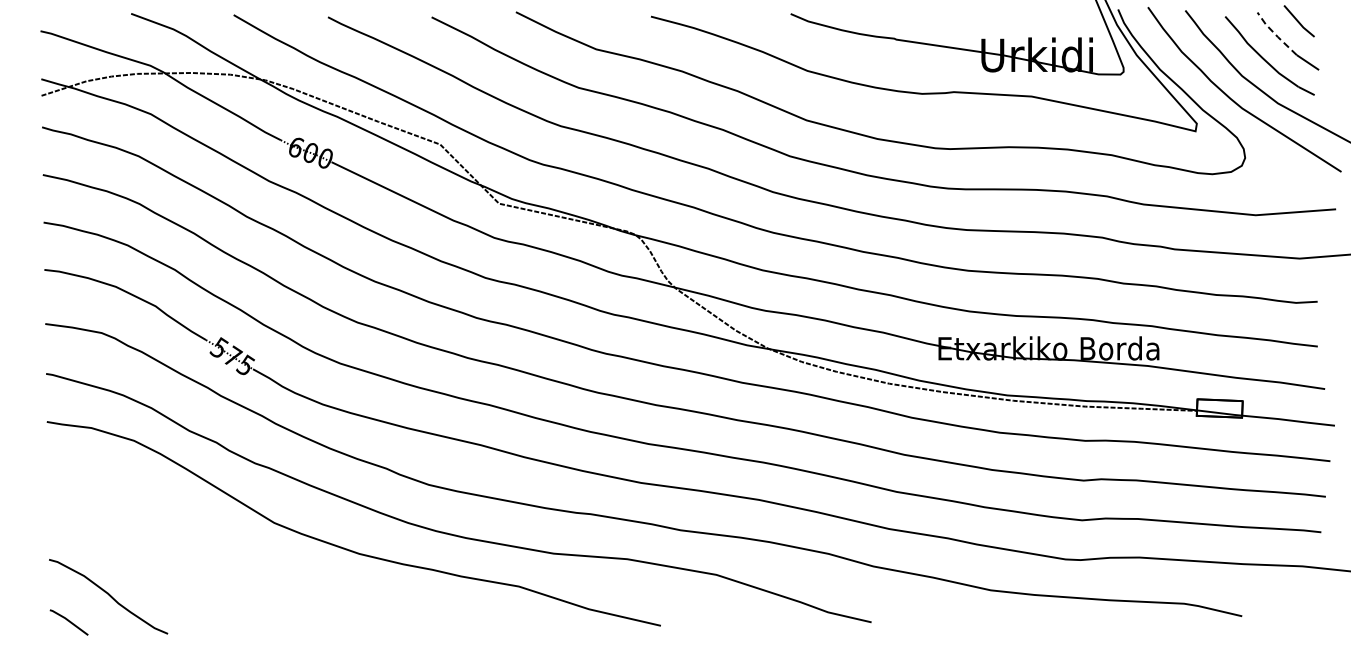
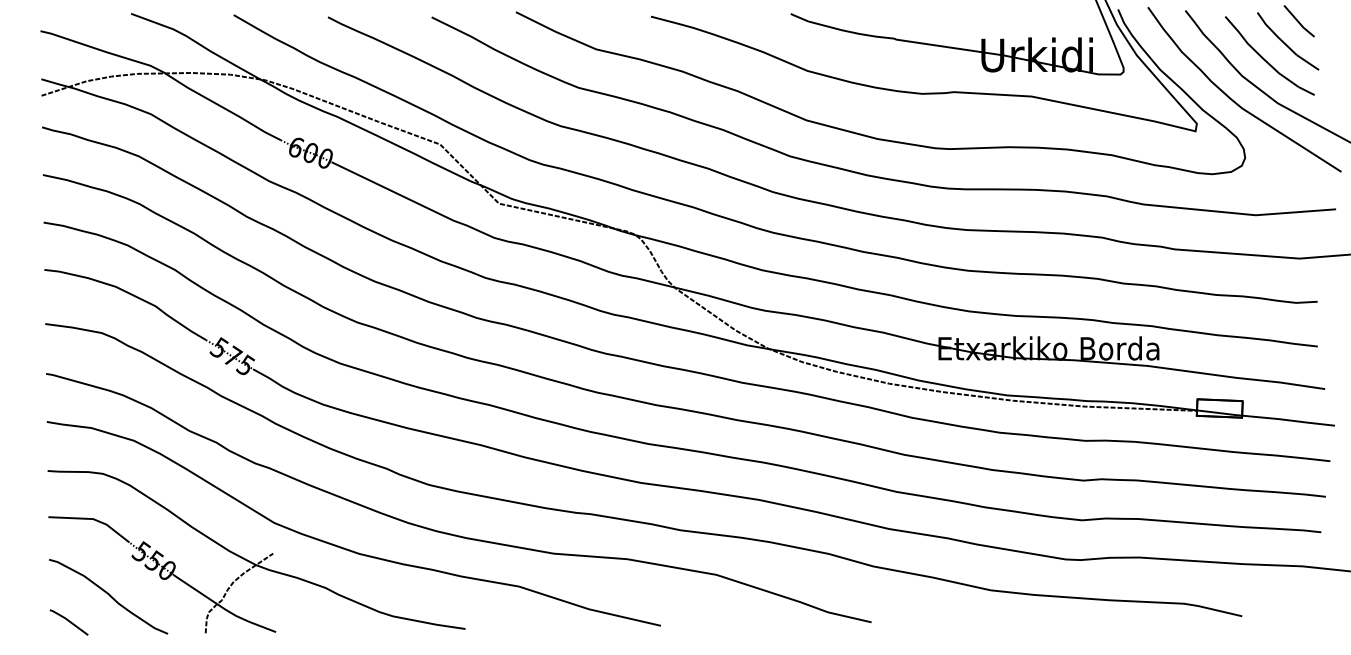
line: dashed -> solid (1275, 34)
part: none -> present (261, 560)
